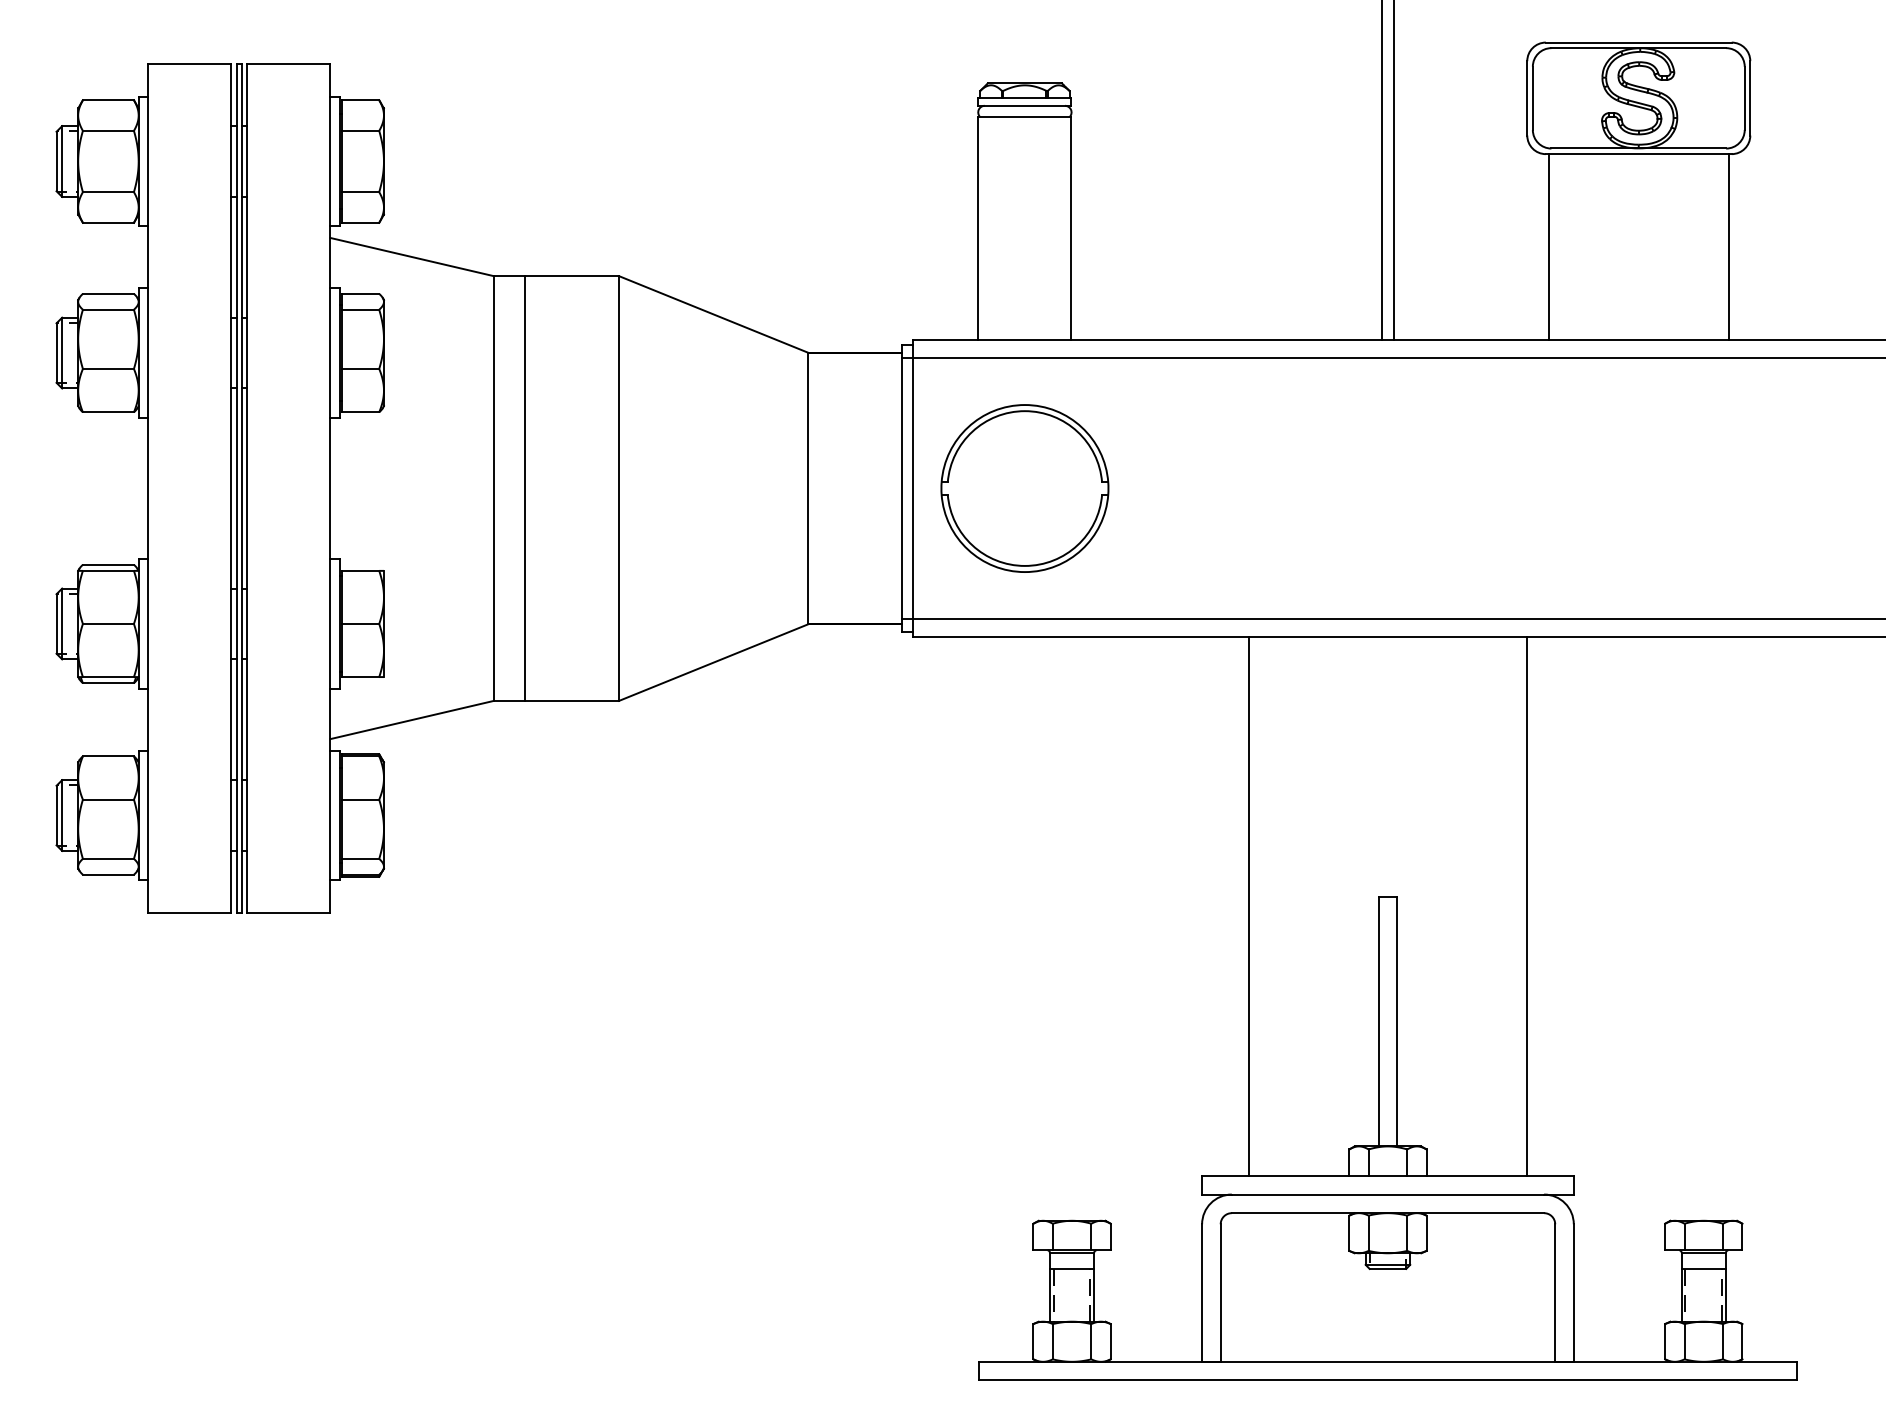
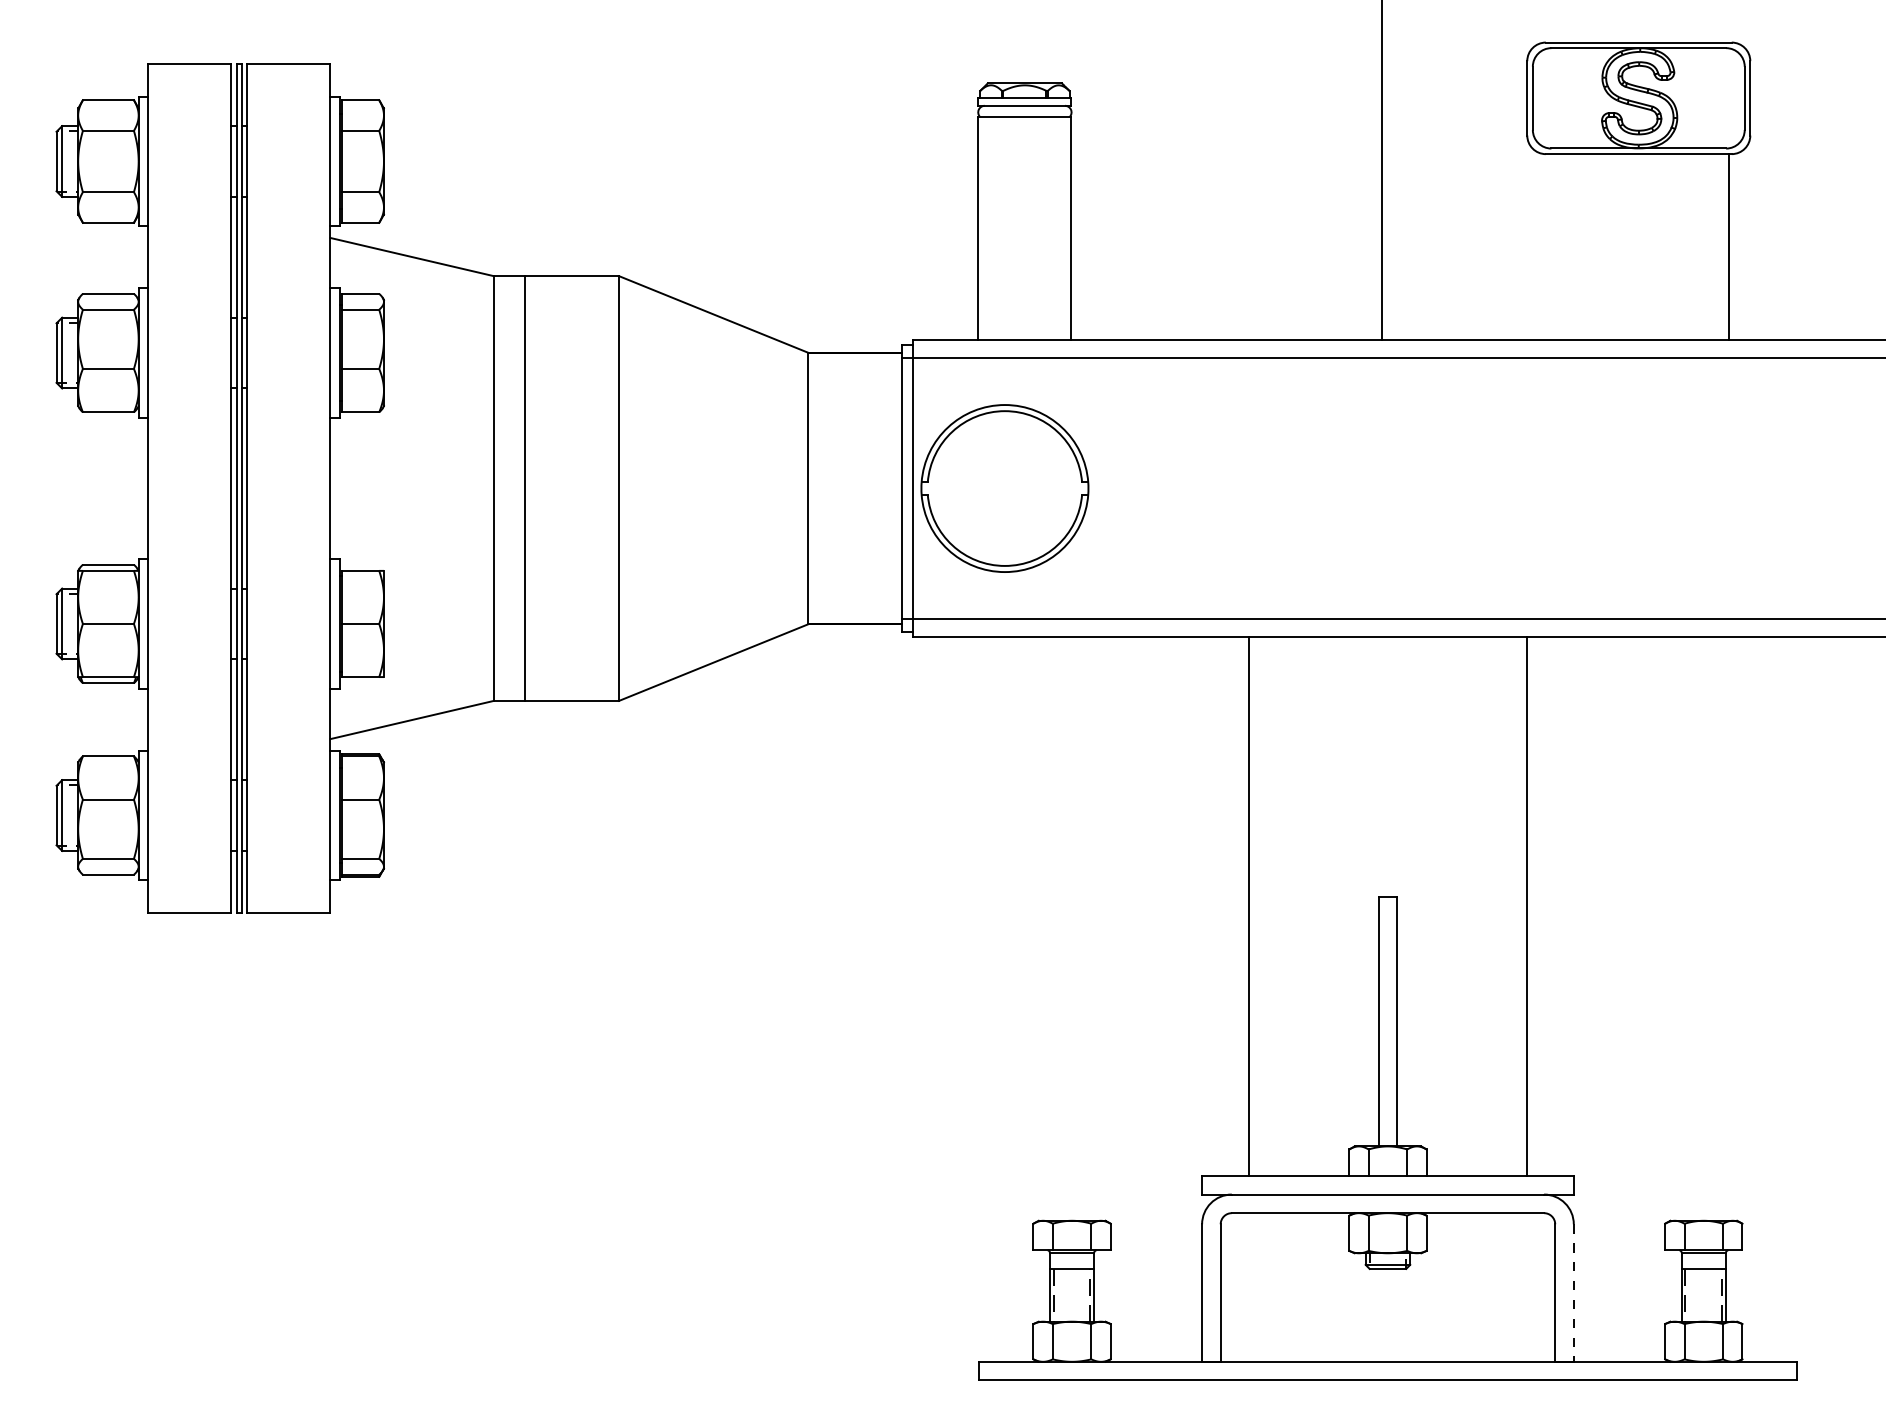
line: present -> none (1393, 170)
line: present -> none (1549, 246)
part position: (1024, 488) -> (1004, 488) (1004, 488)
line: solid -> dashed (1573, 1293)
